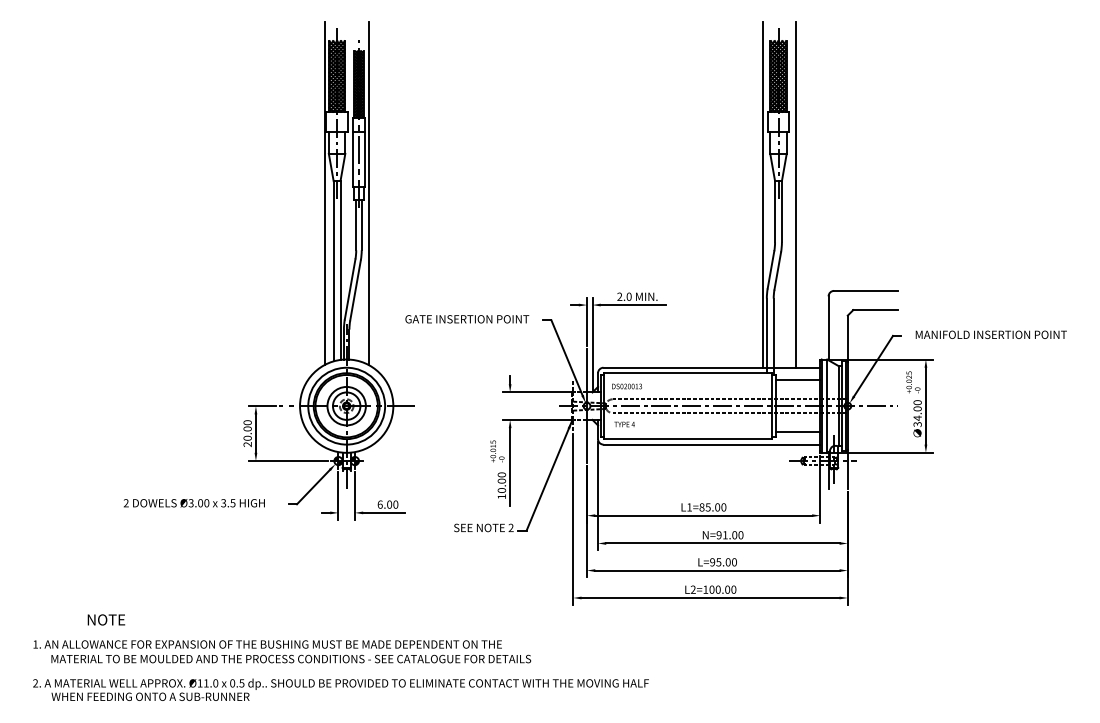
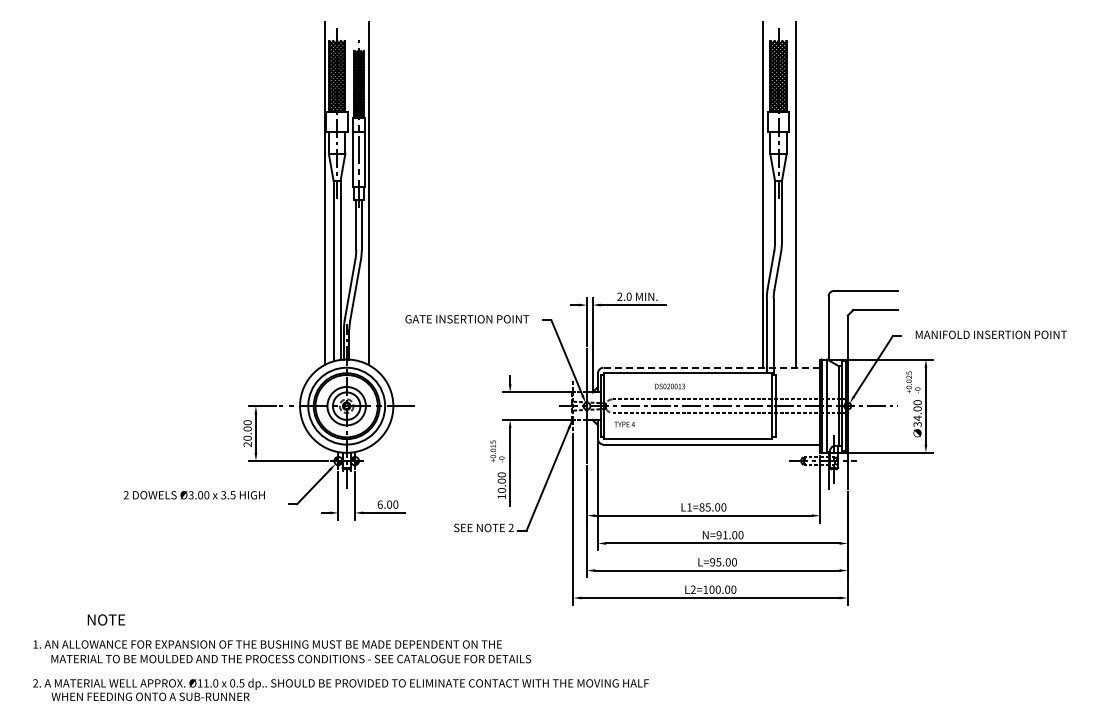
line: solid -> dashed (712, 367)
line: present -> none (797, 380)
text position: (626, 386) -> (669, 386) (669, 386)
line: present -> none (797, 432)
text position: (193, 503) -> (193, 495) (193, 495)
